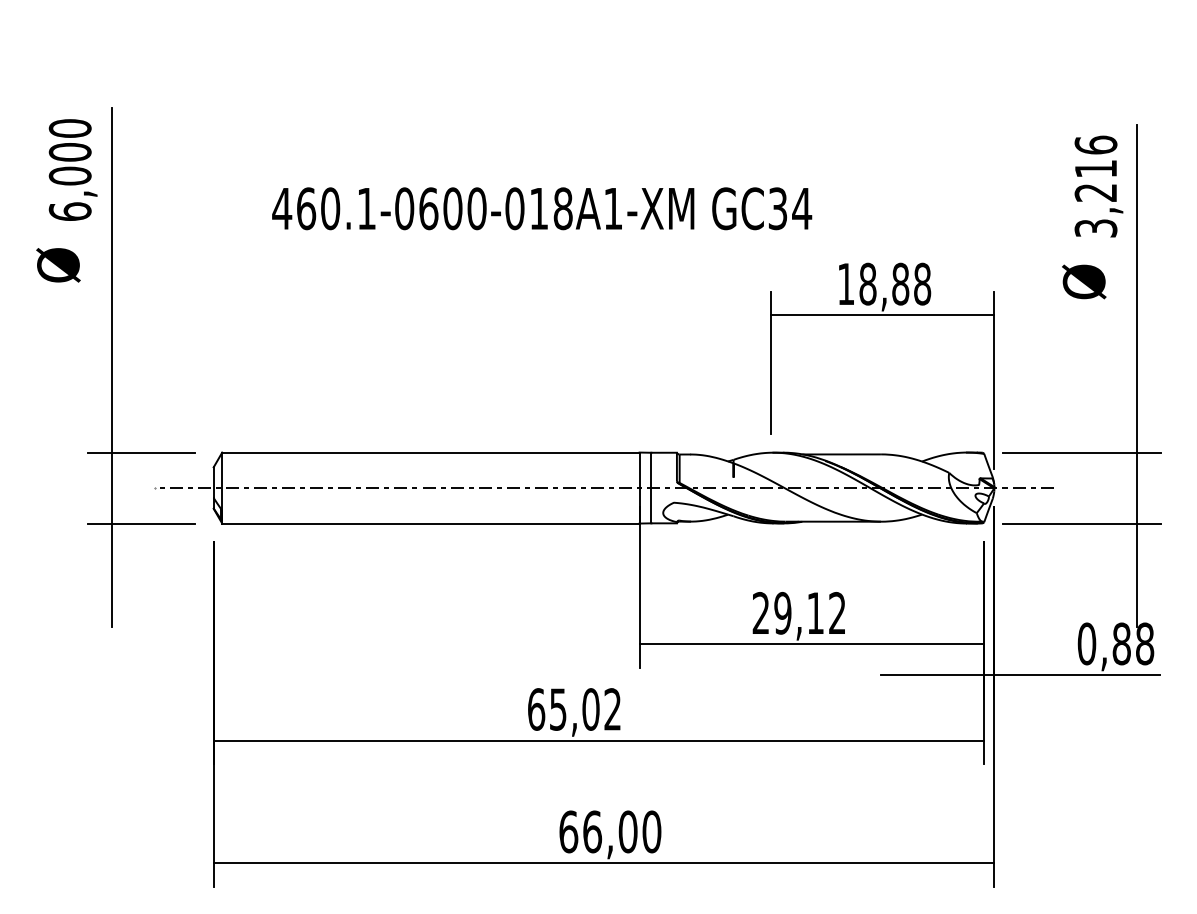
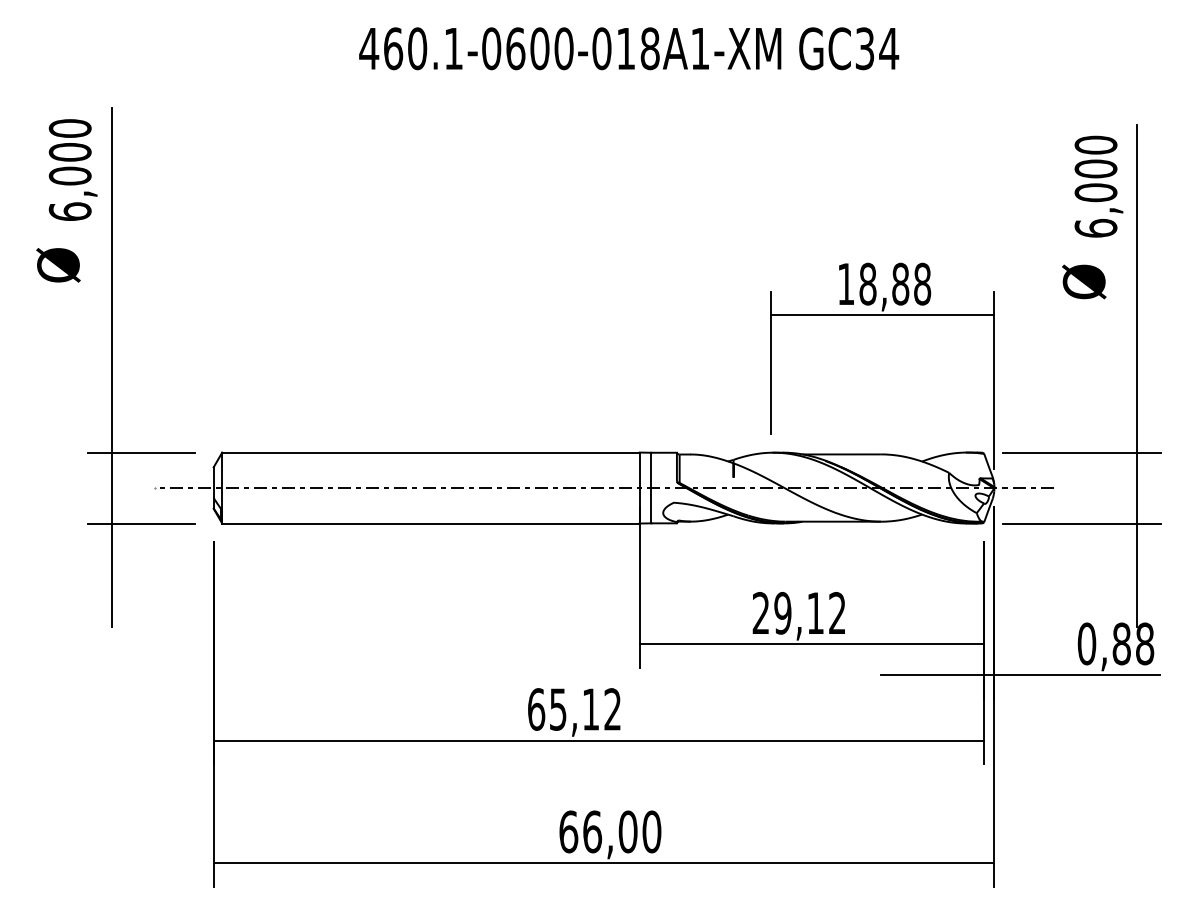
text: 3,216 -> 6,000 (1095, 186)
text position: (542, 208) -> (629, 48) (629, 48)
text: 65,02 -> 65,12 (590, 709)
